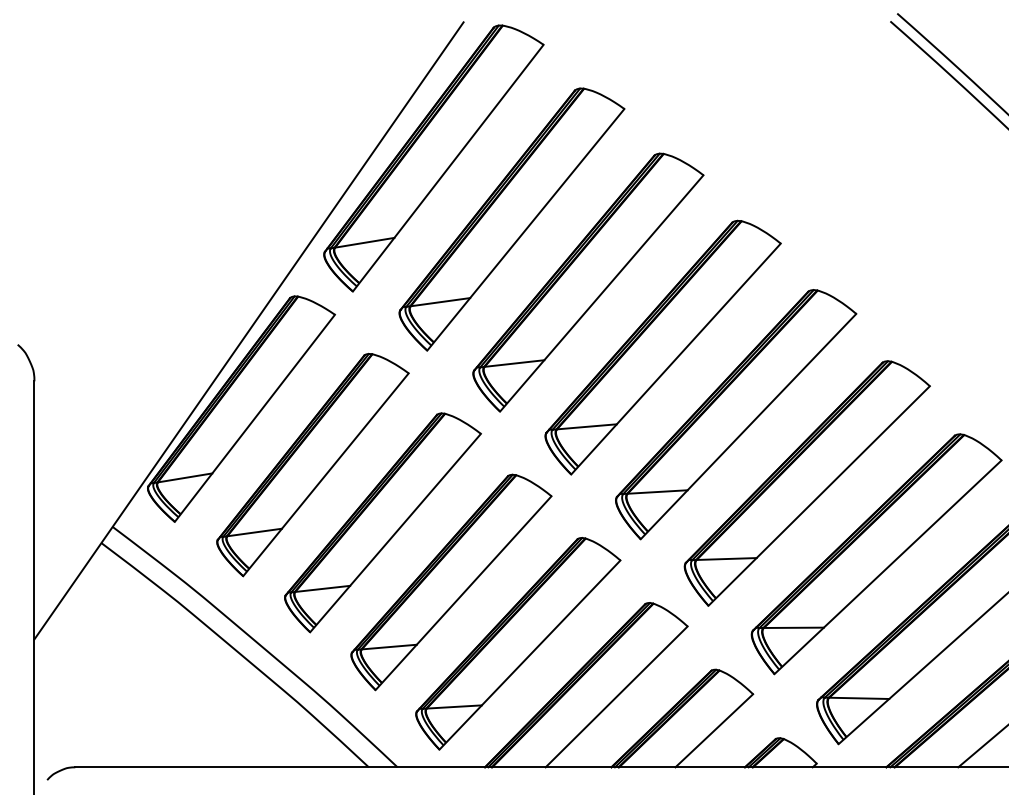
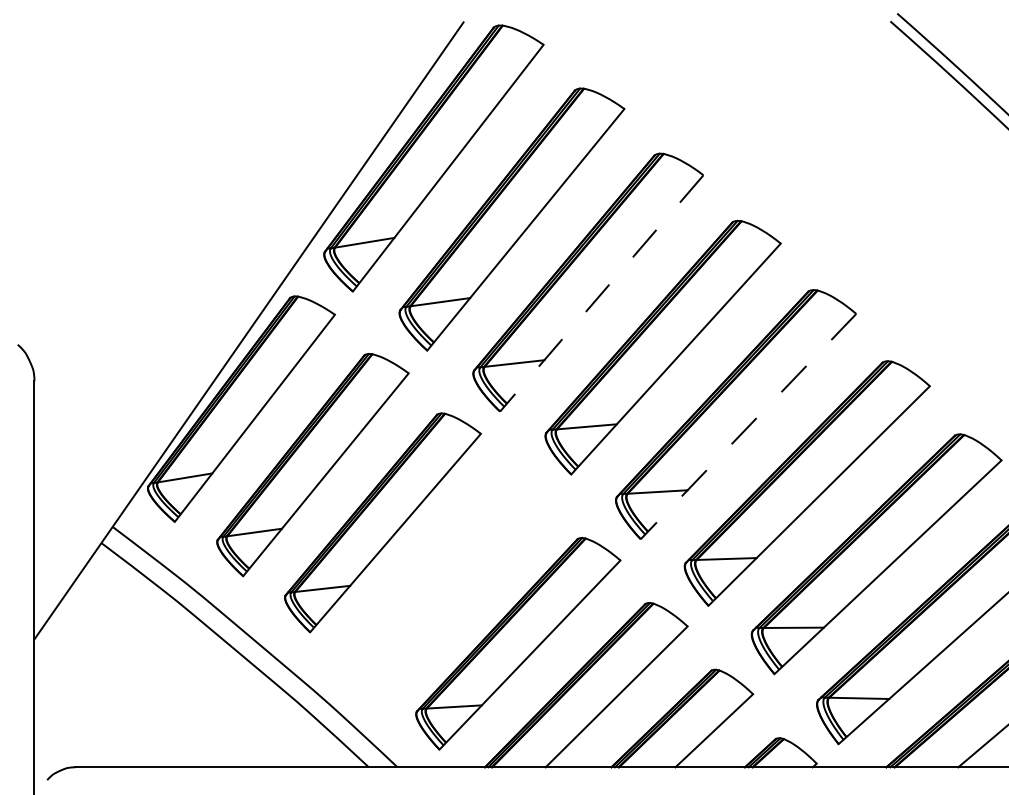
line: solid -> dashed (601, 293)
line: solid -> dashed (748, 426)
part: present -> none (451, 582)
